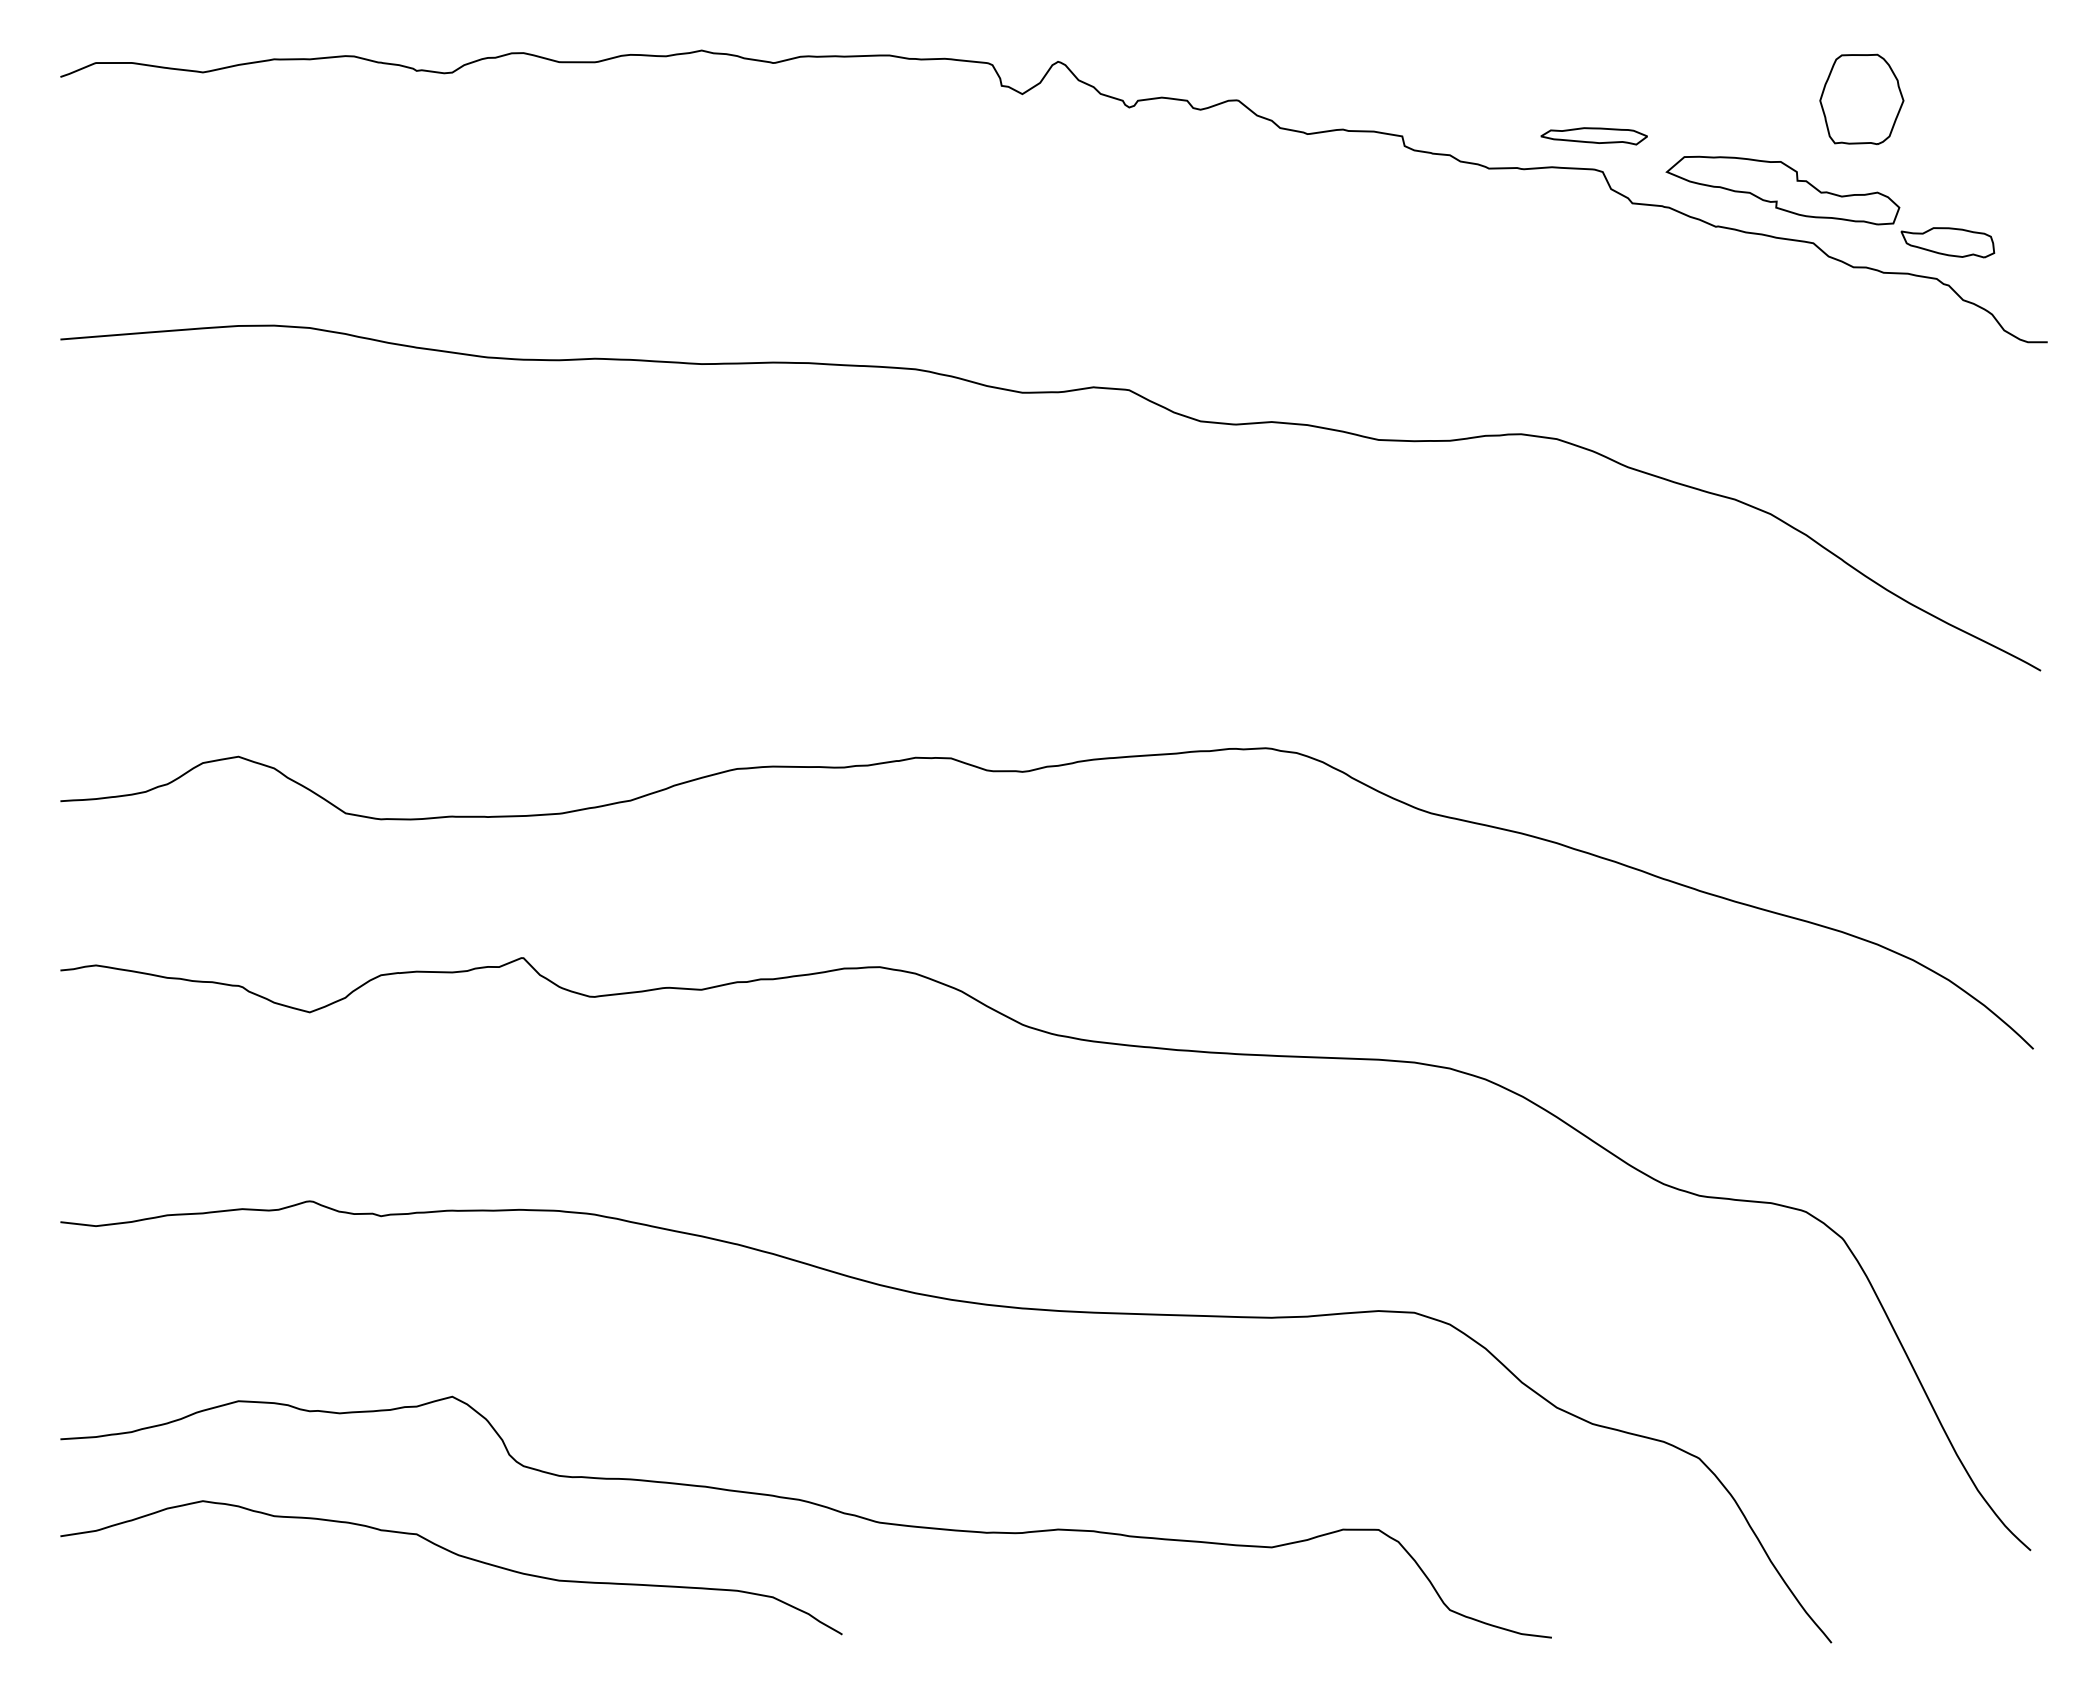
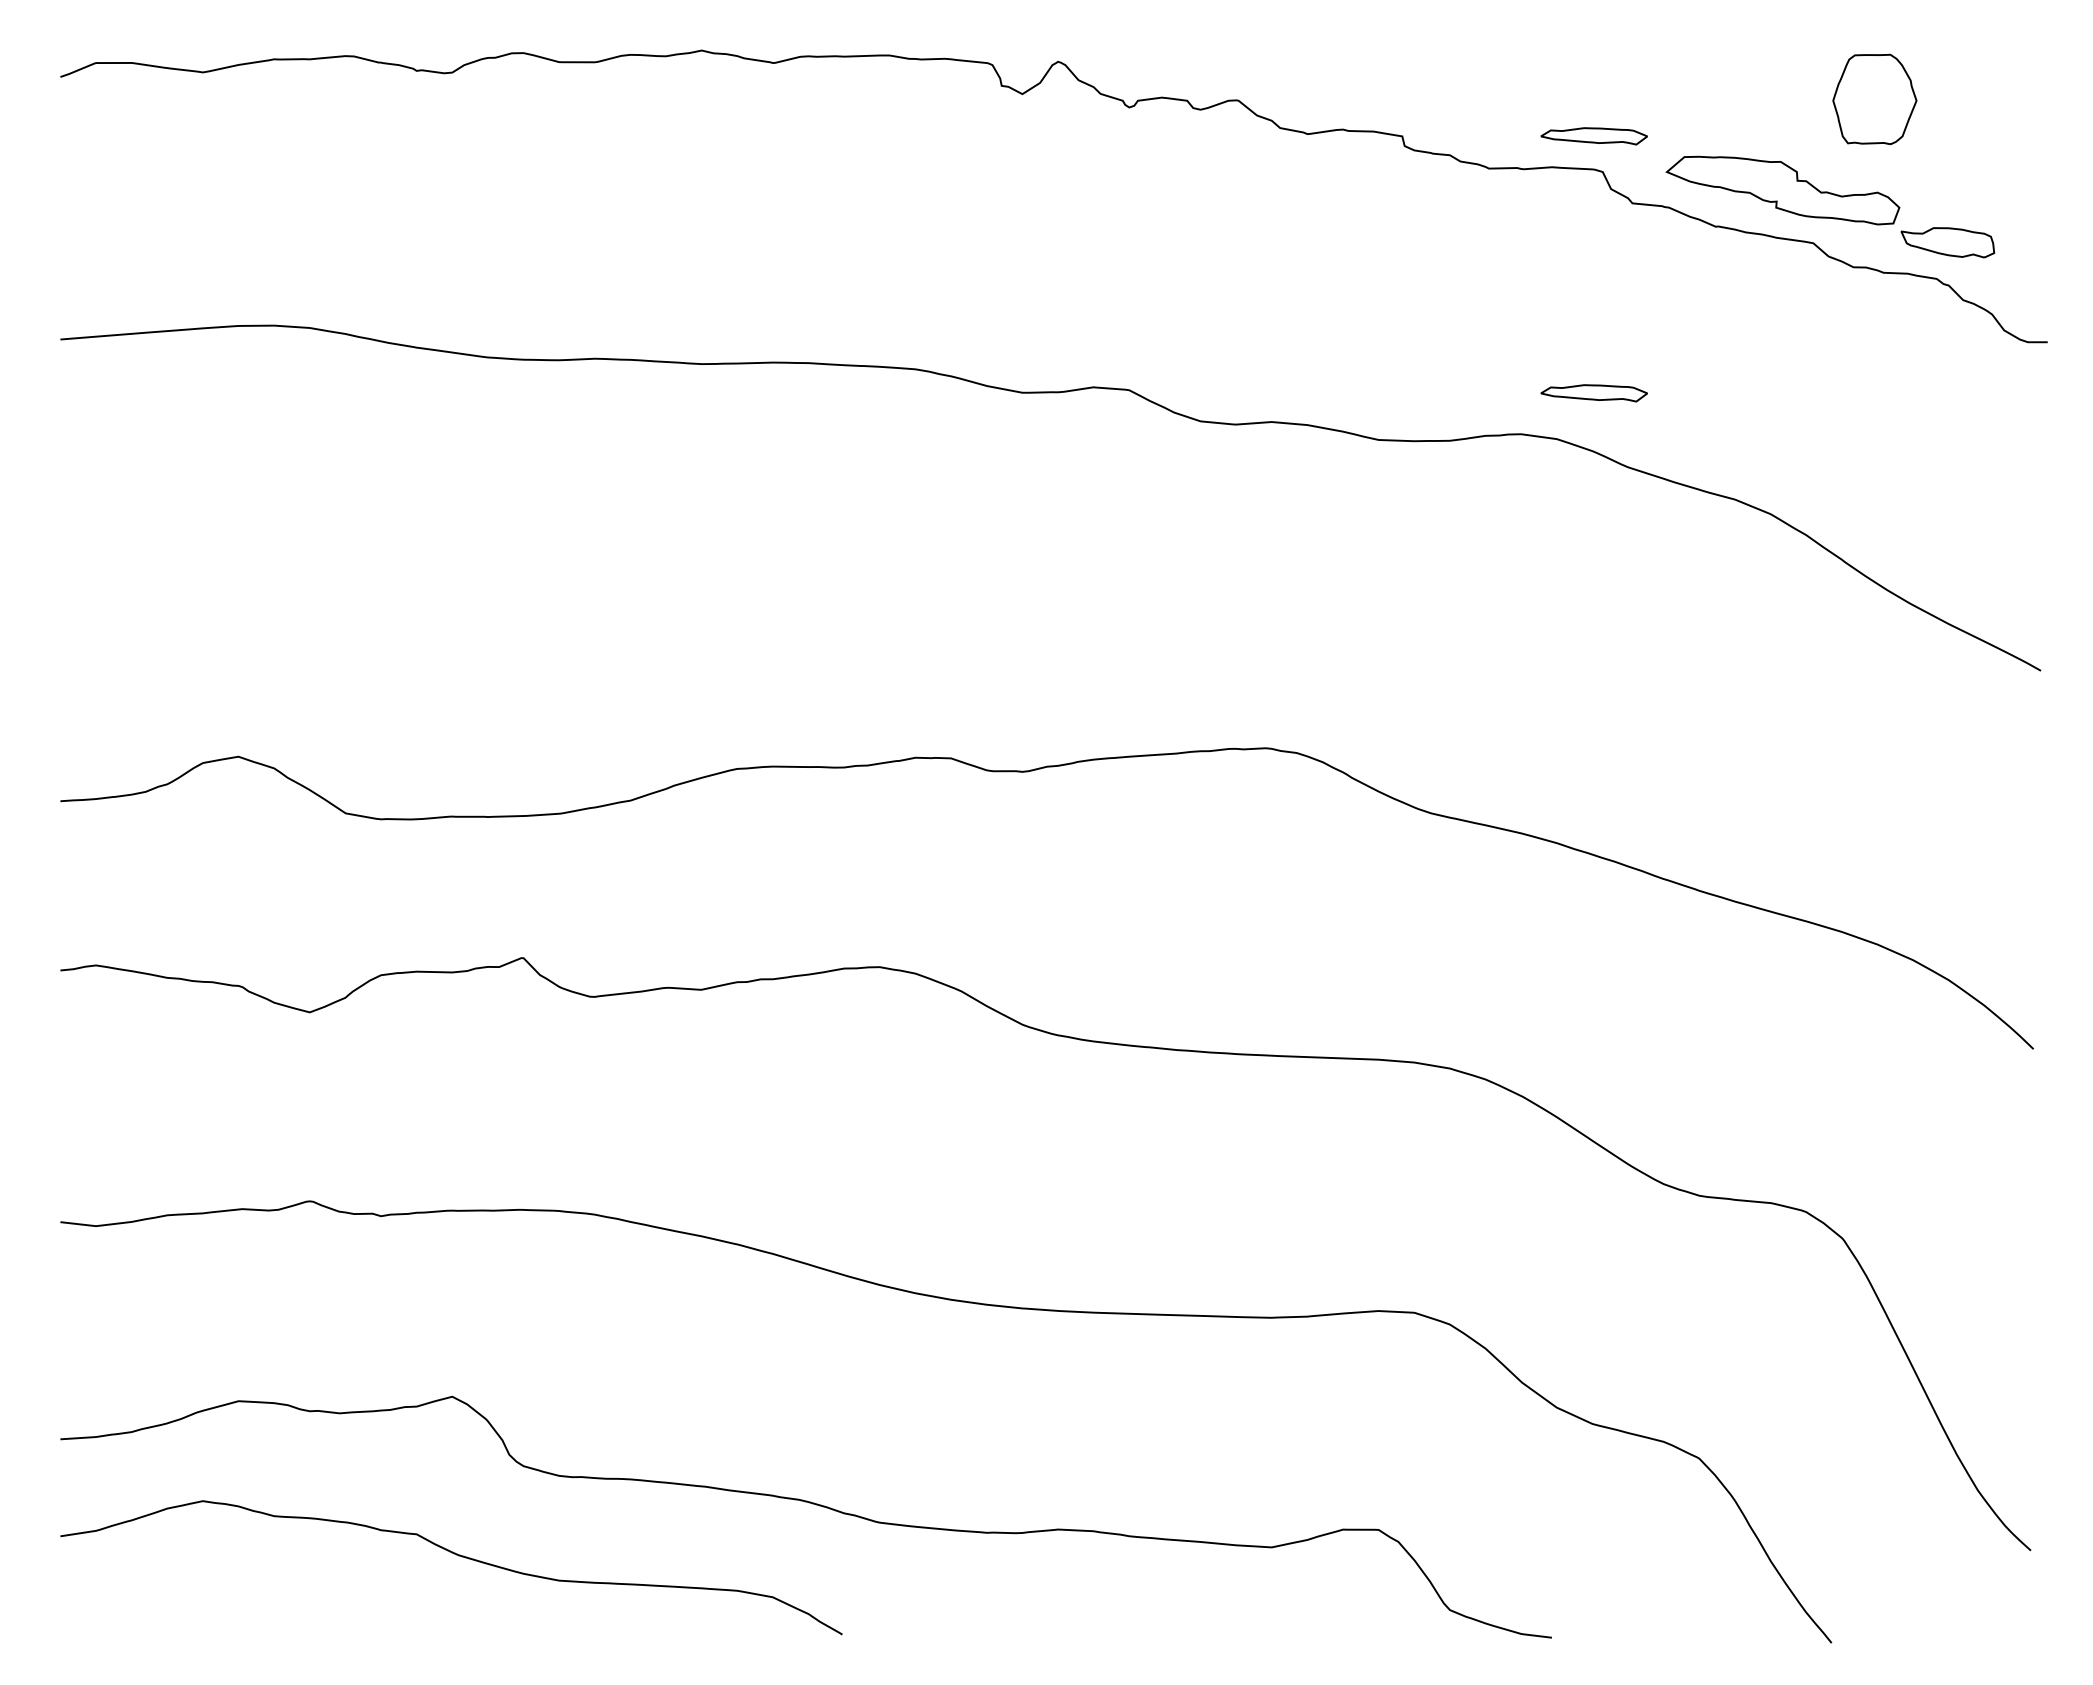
part position: (1861, 99) -> (1874, 99) (1874, 99)
part: none -> present (1593, 393)
